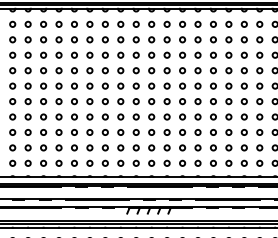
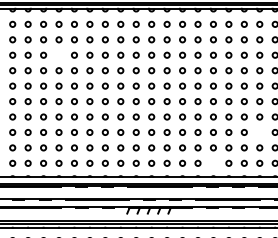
circle: present -> none (58, 54)
circle: present -> none (259, 132)
circle: present -> none (213, 162)
